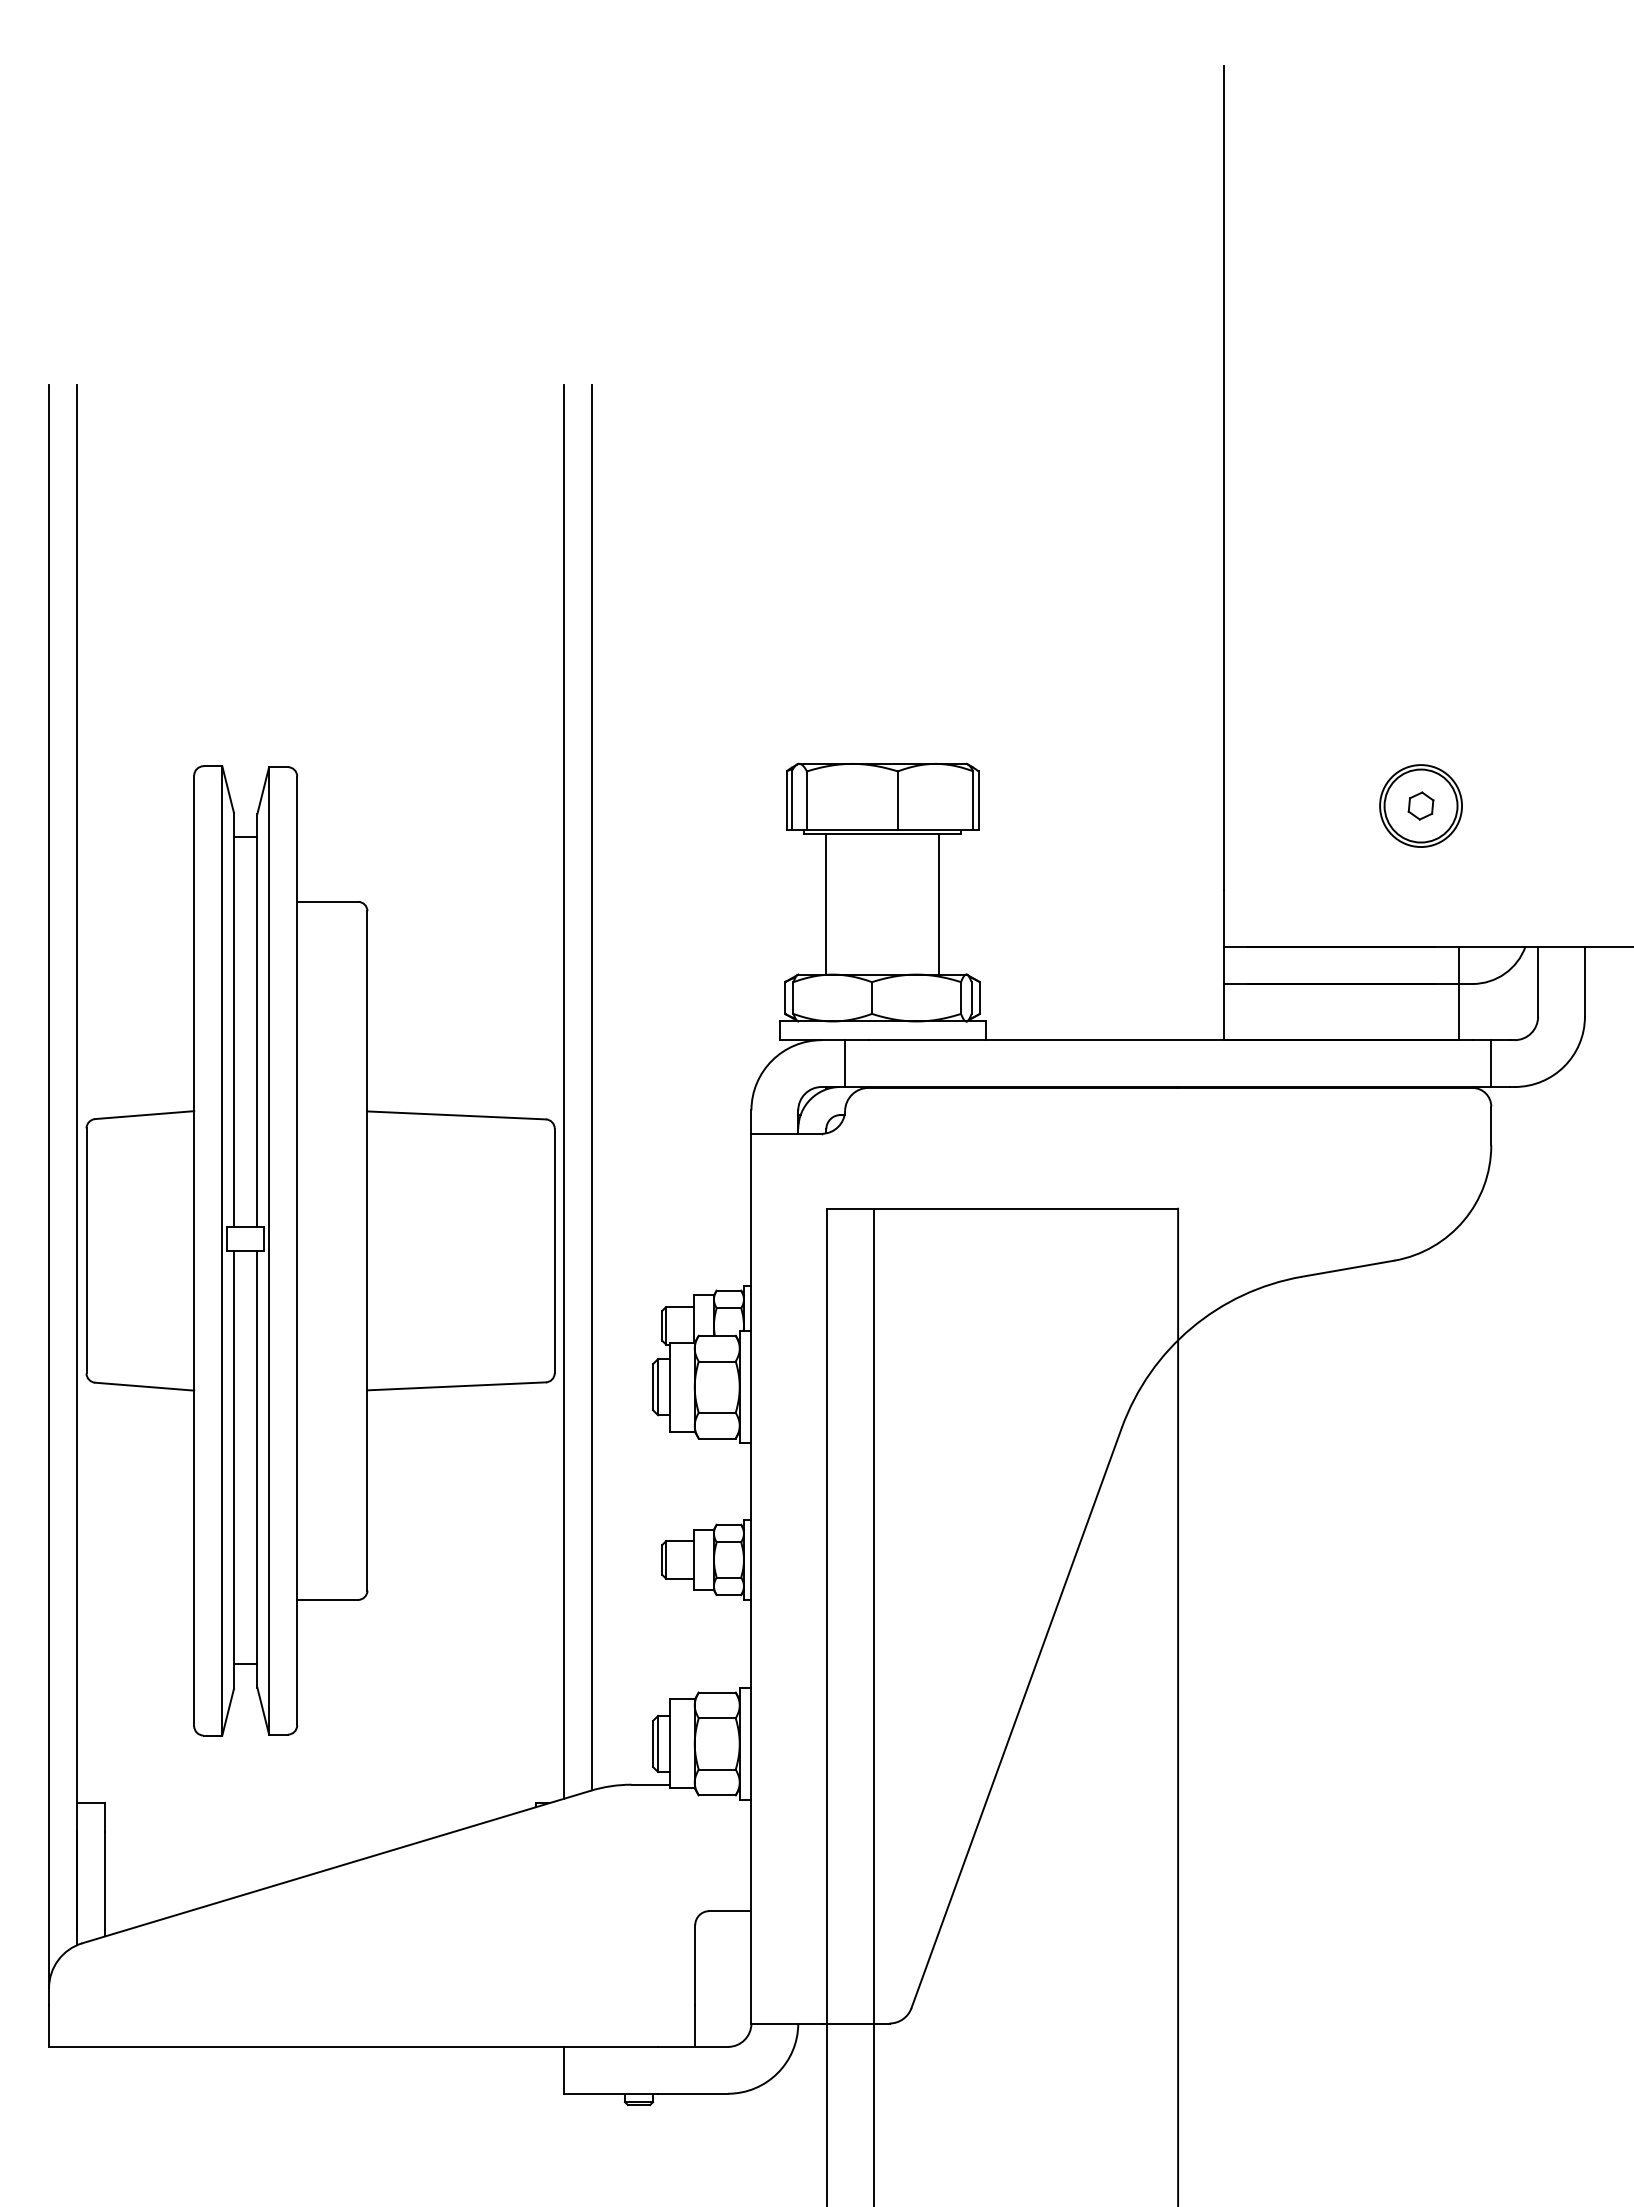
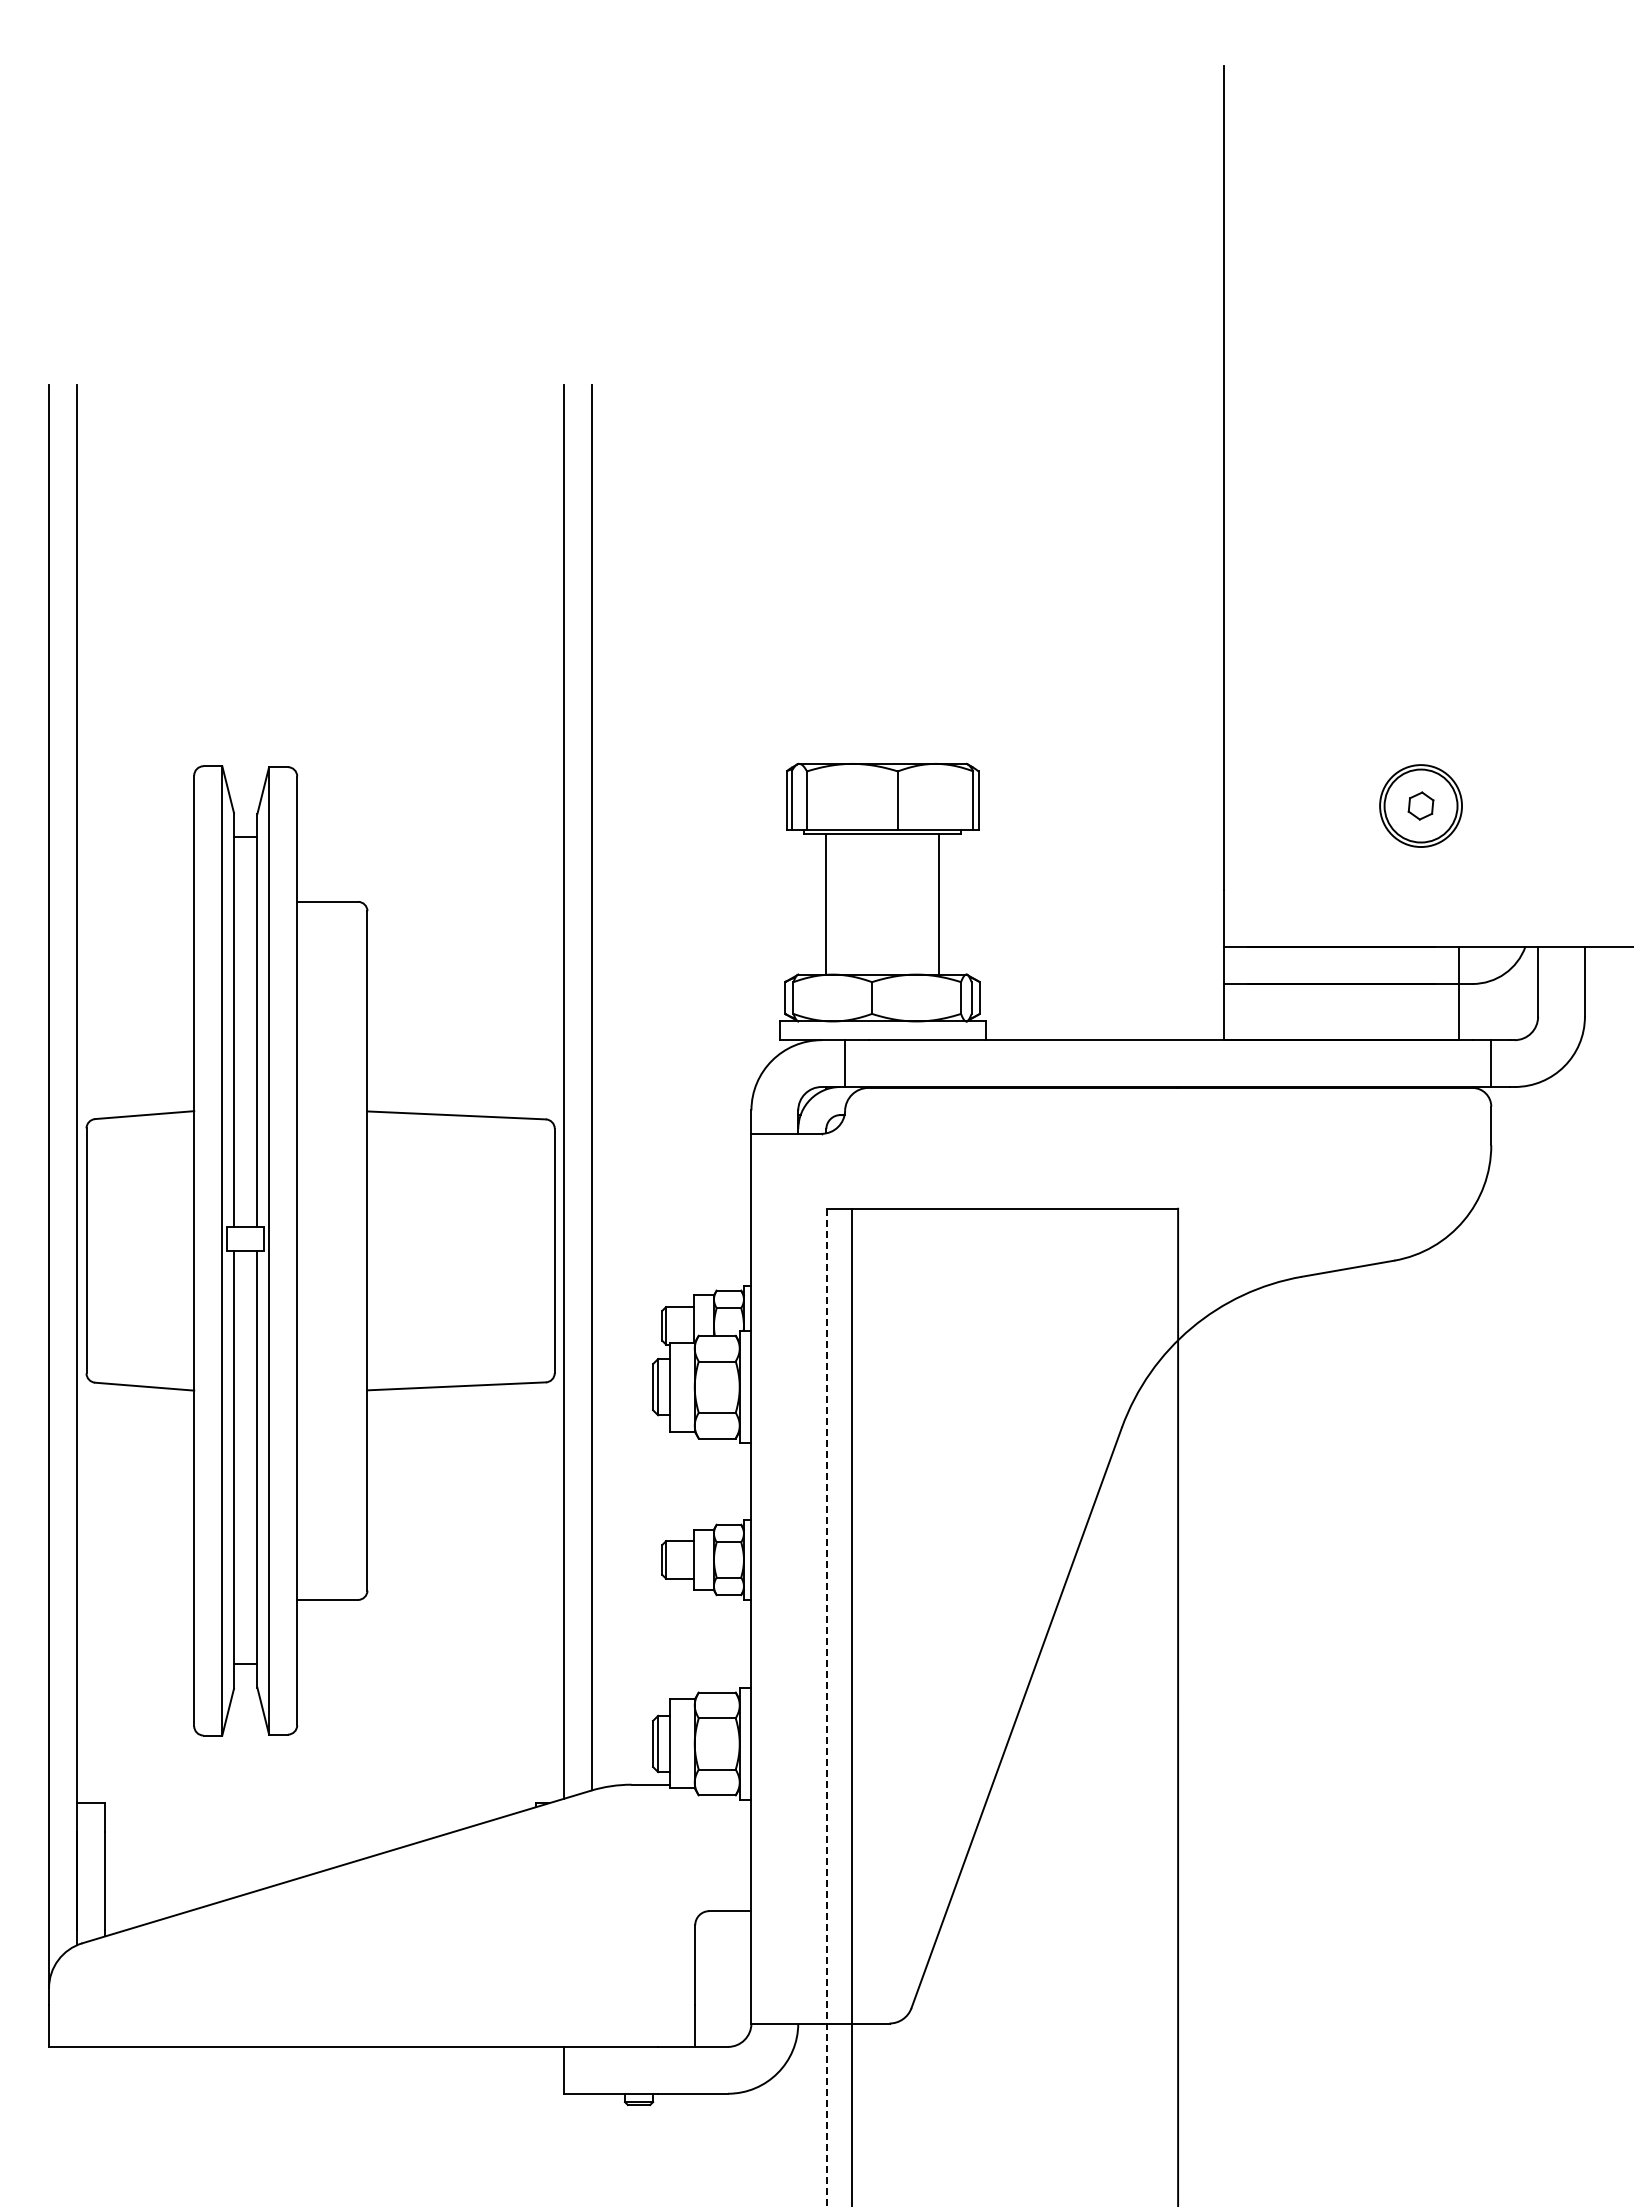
line position: (874, 1705) -> (852, 1705) (852, 1705)
line: solid -> dashed (827, 1707)
